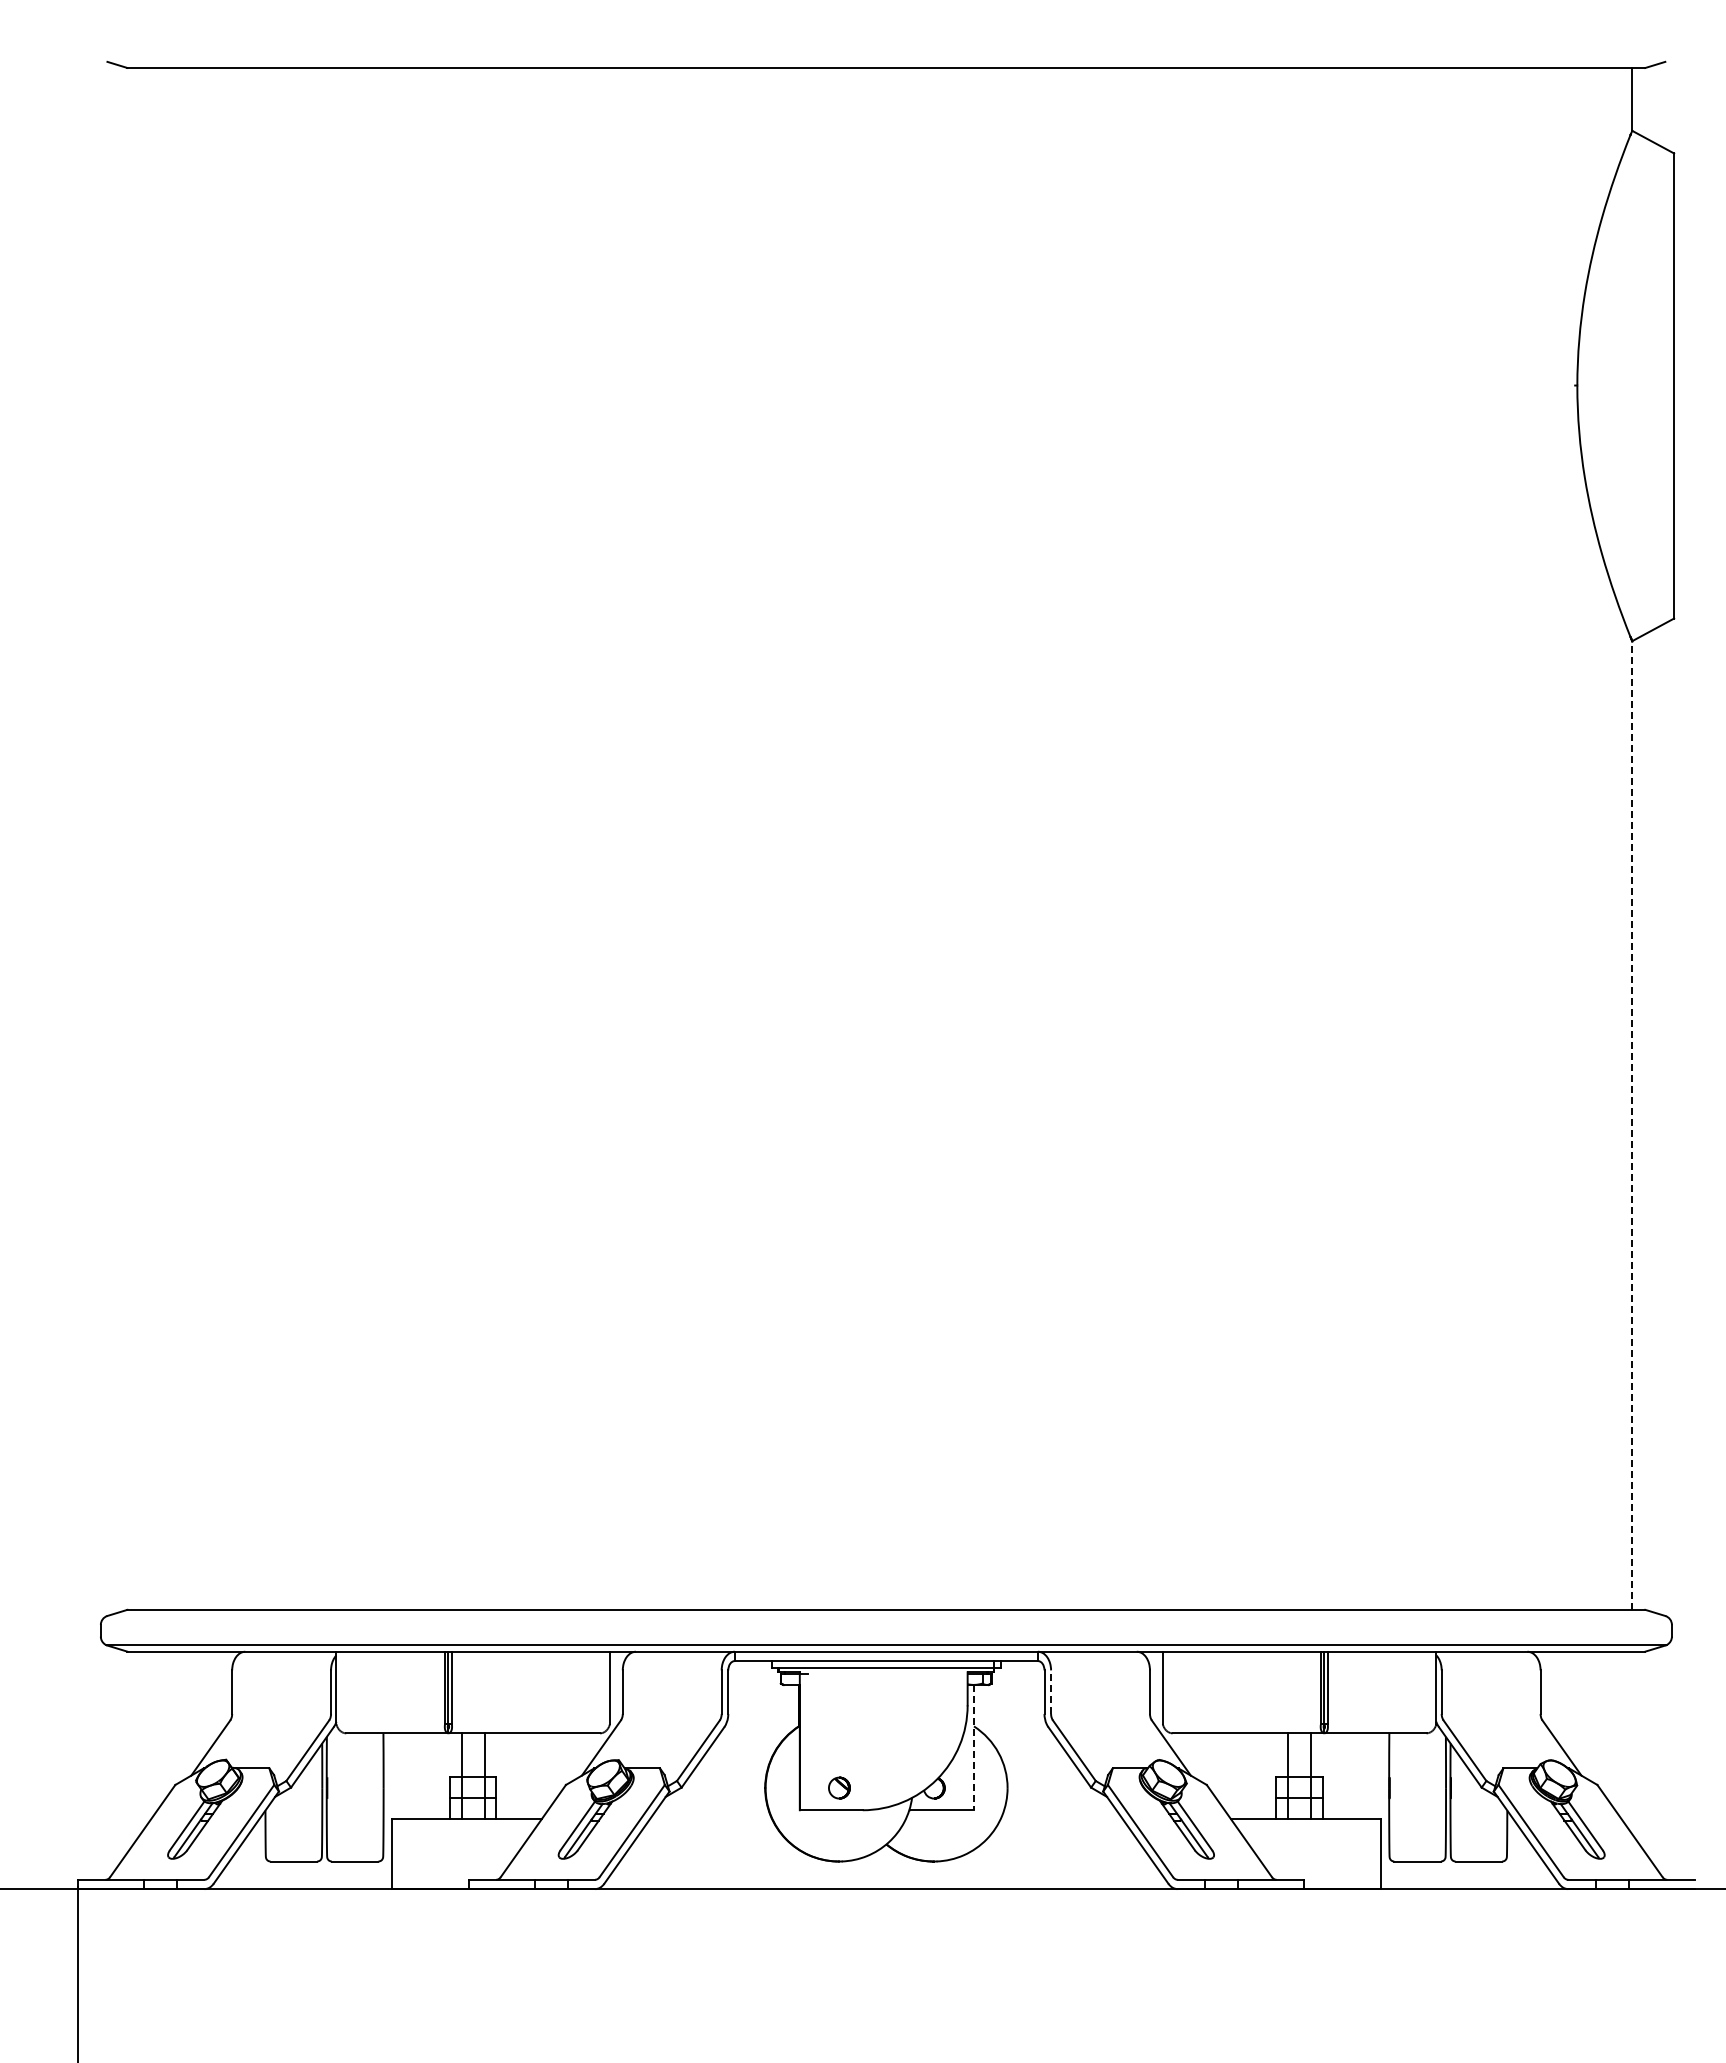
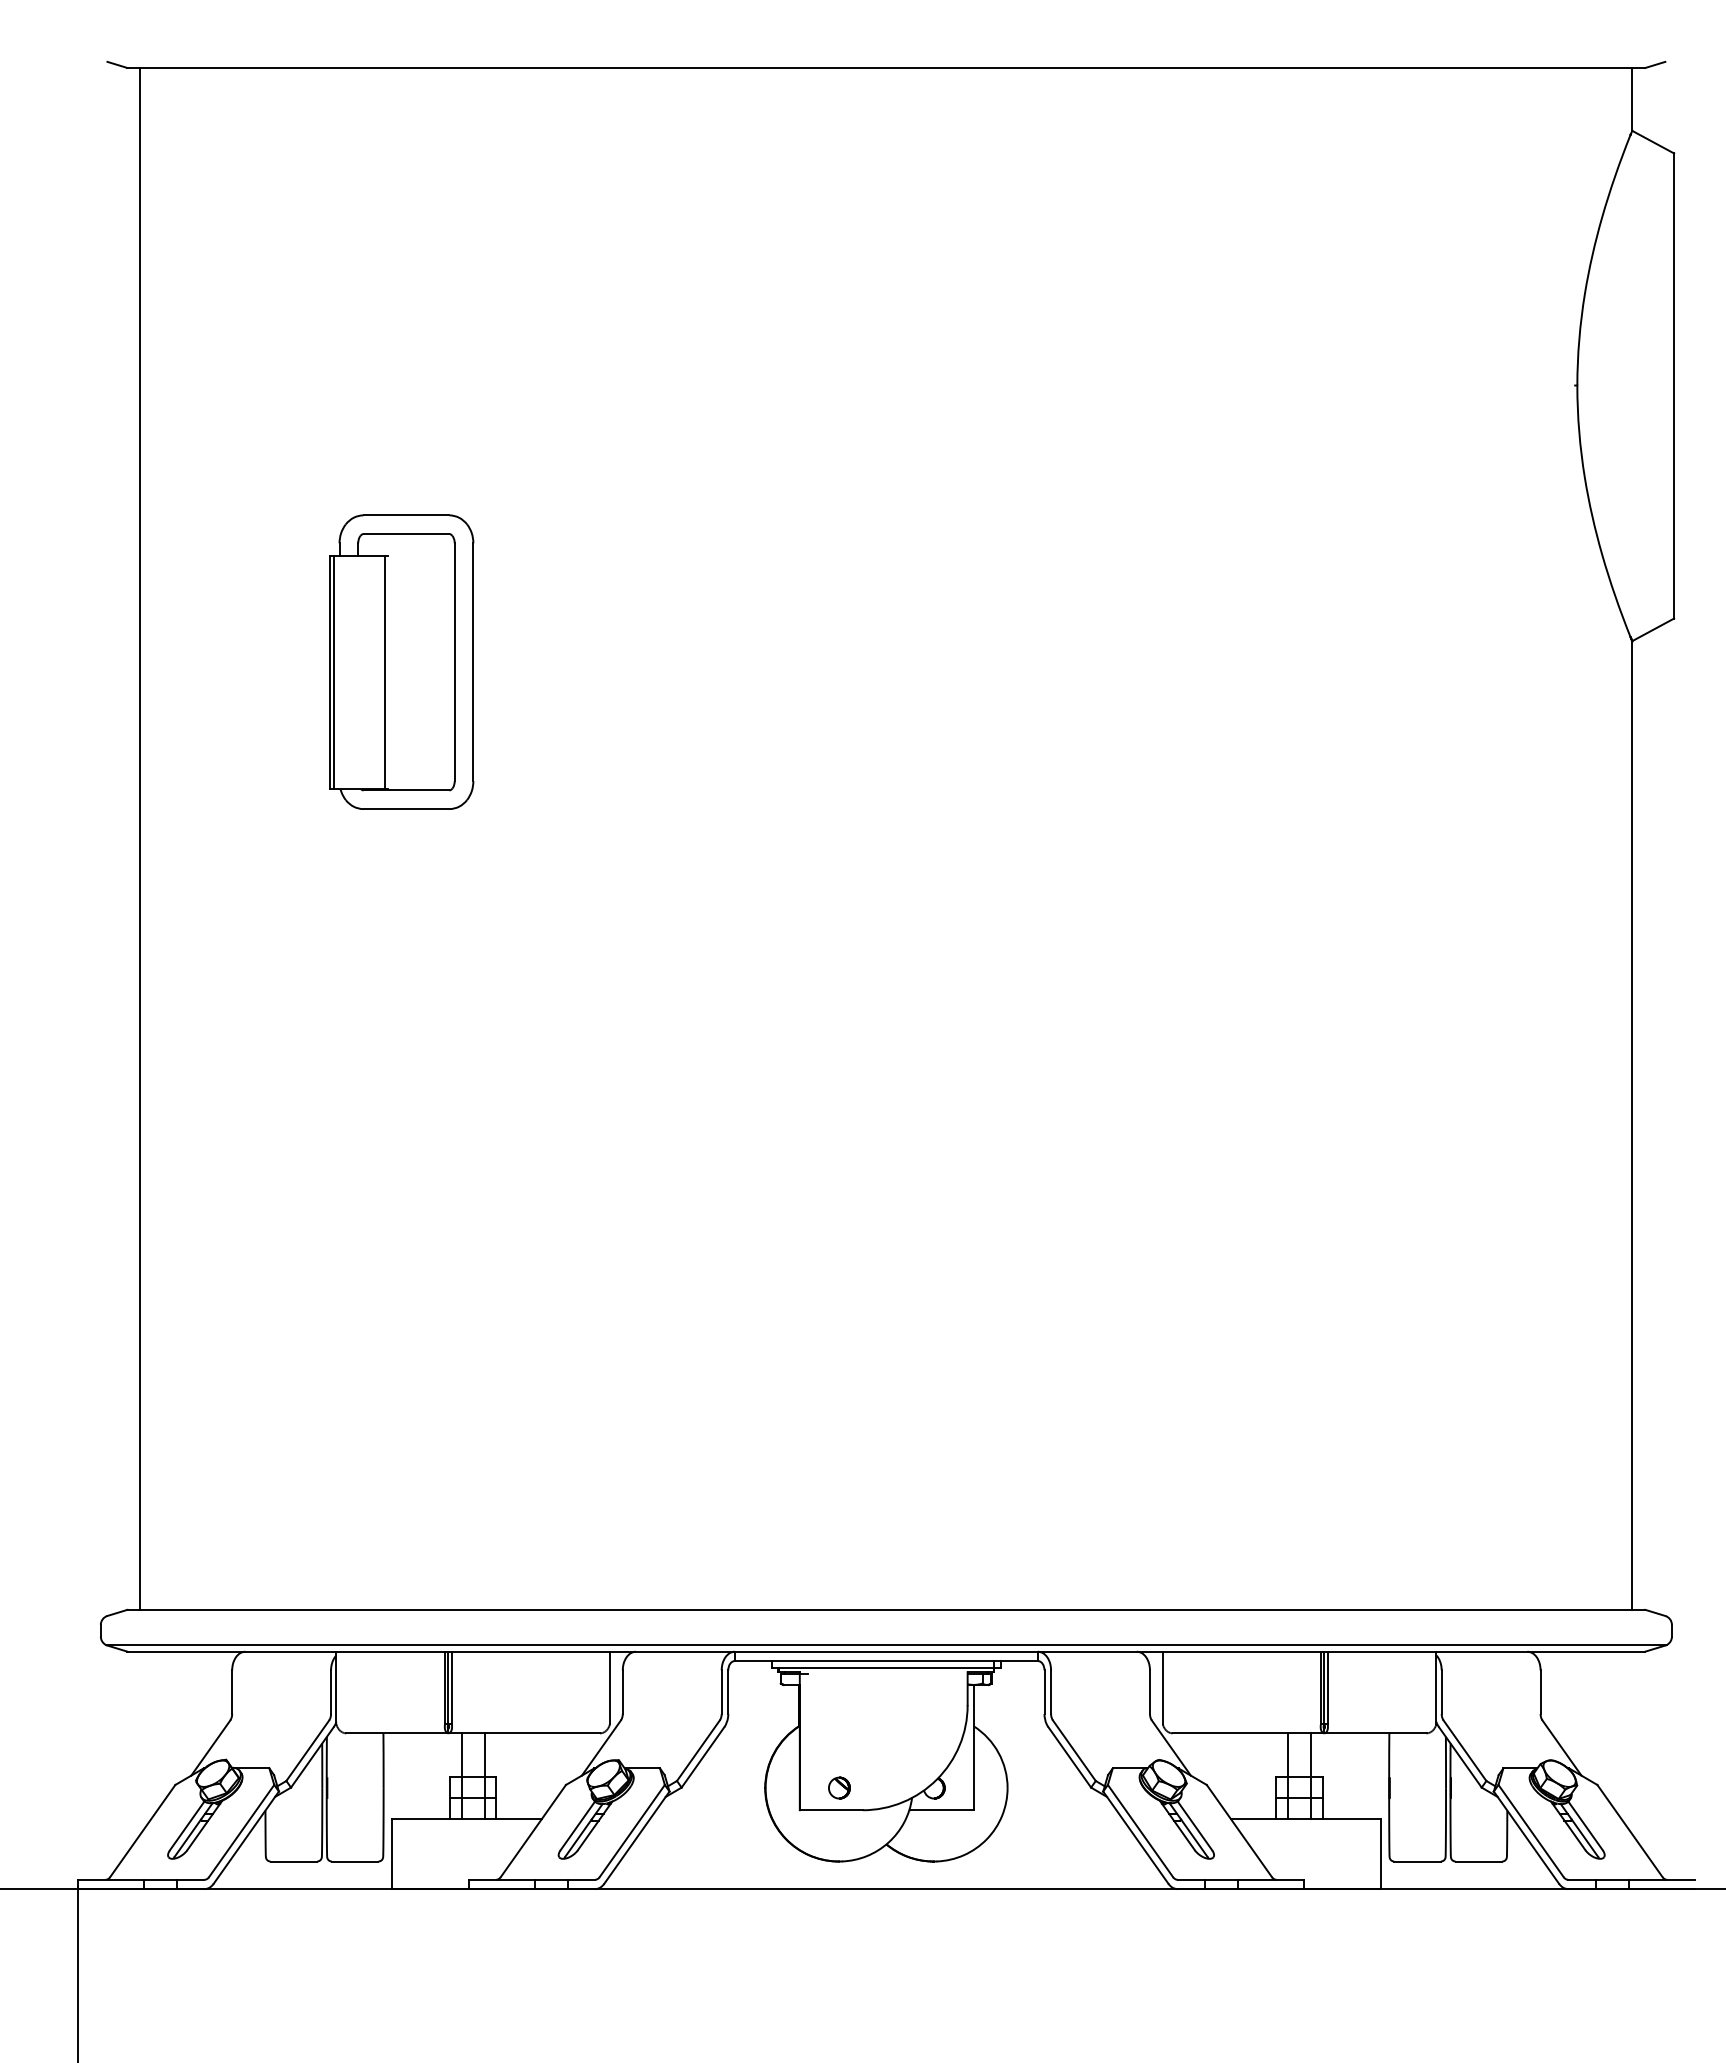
part: none -> present (401, 661)
line: none -> present (140, 838)
line: dashed -> solid (1632, 1125)
line: dashed -> solid (1051, 1692)
line: dashed -> solid (973, 1747)
